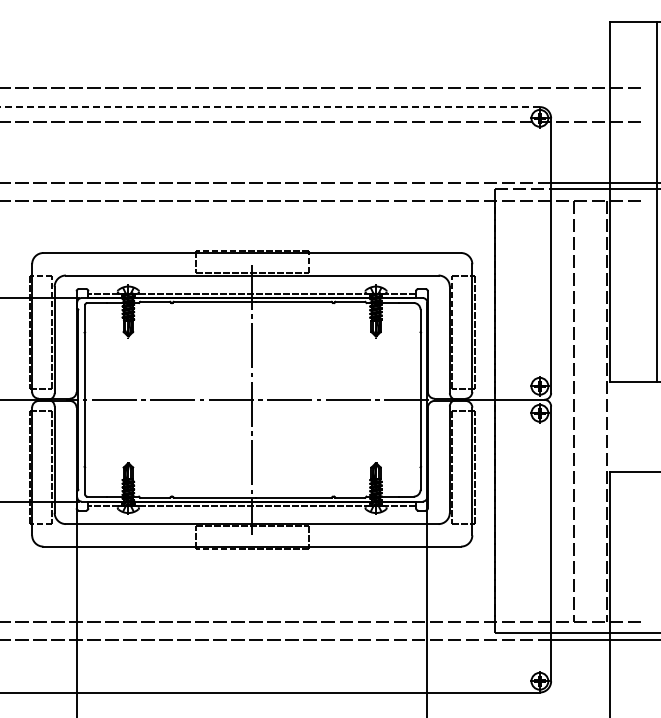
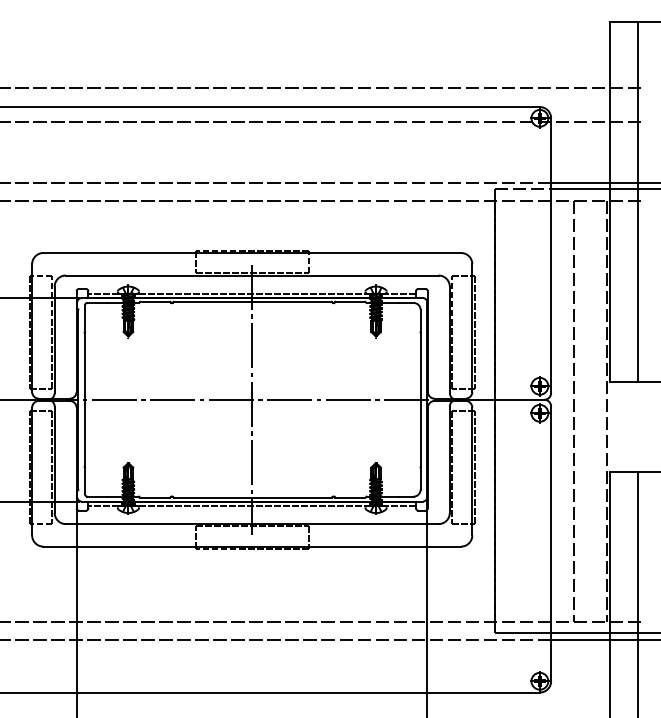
line: dashed -> solid (270, 107)
line position: (656, 201) -> (637, 201) (637, 201)
line: none -> present (637, 592)
